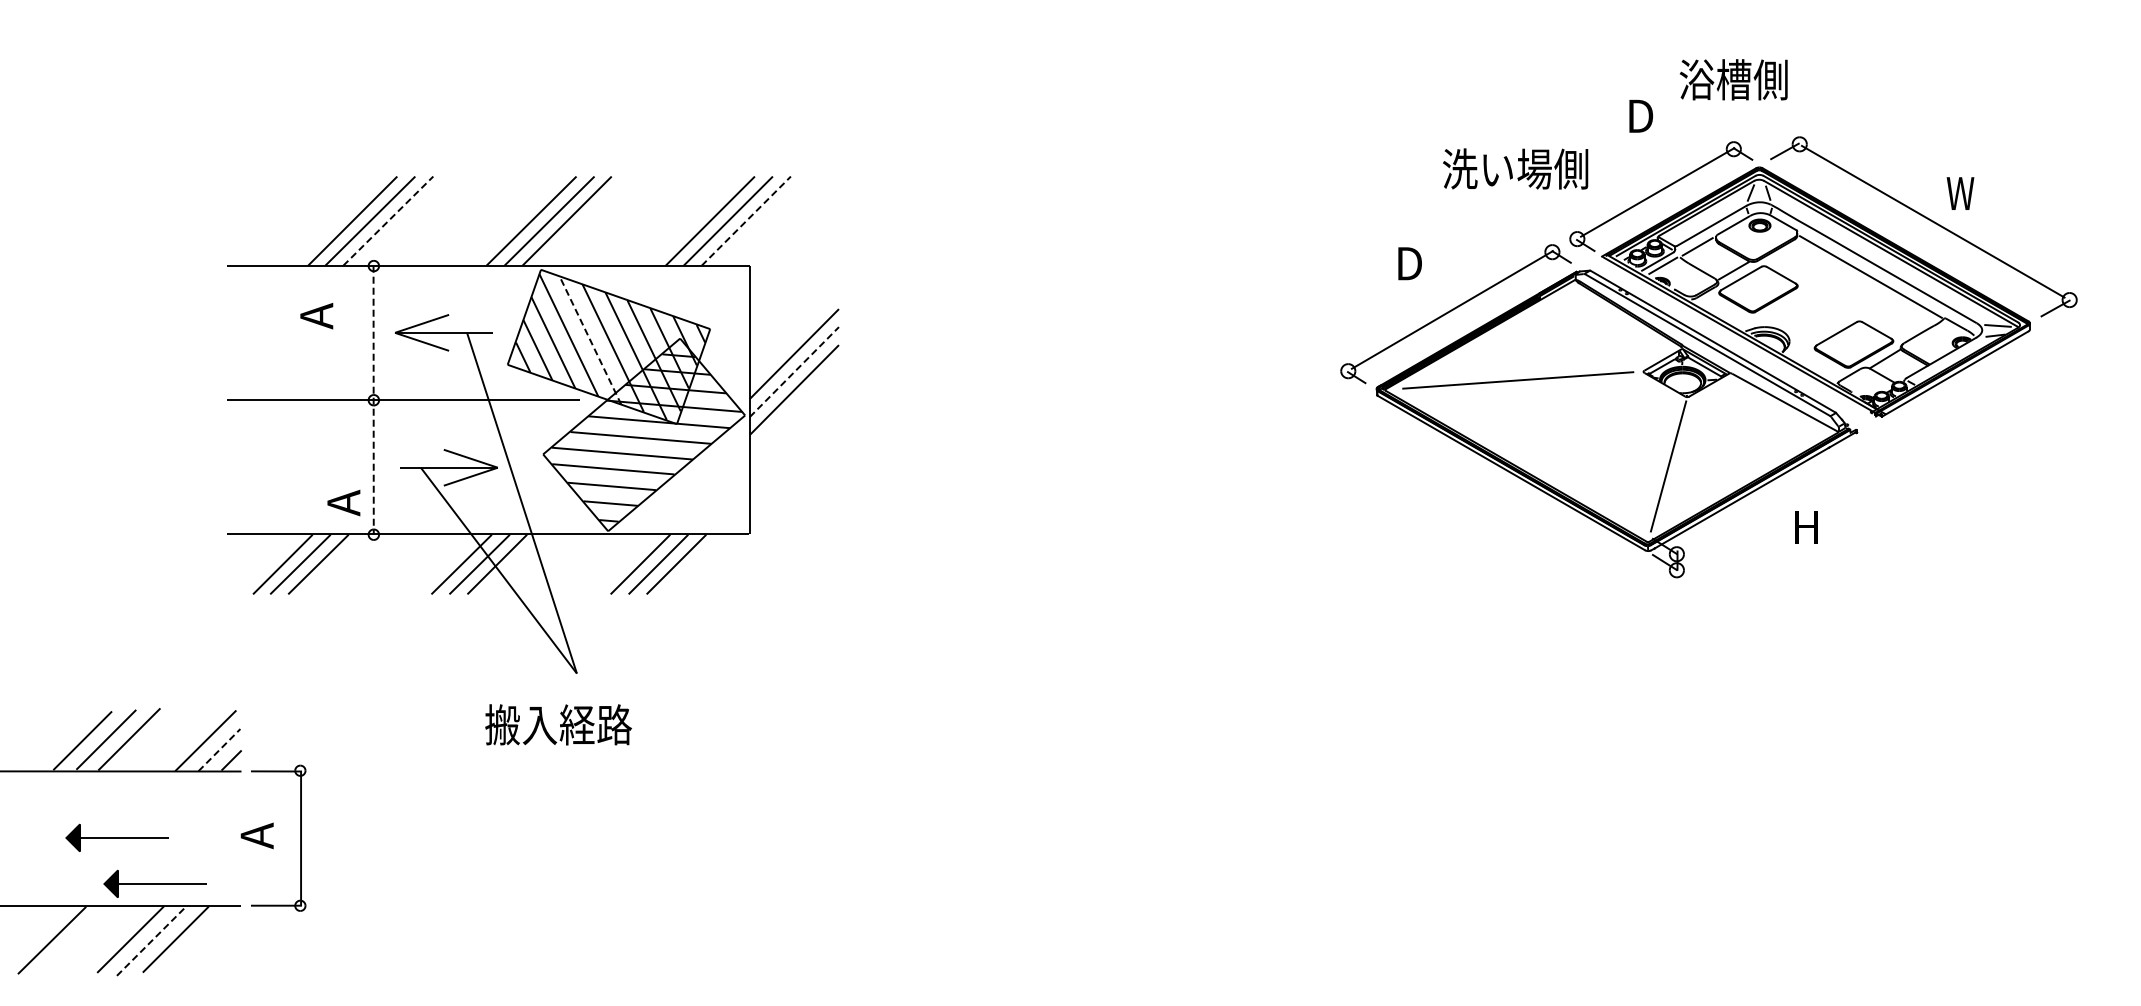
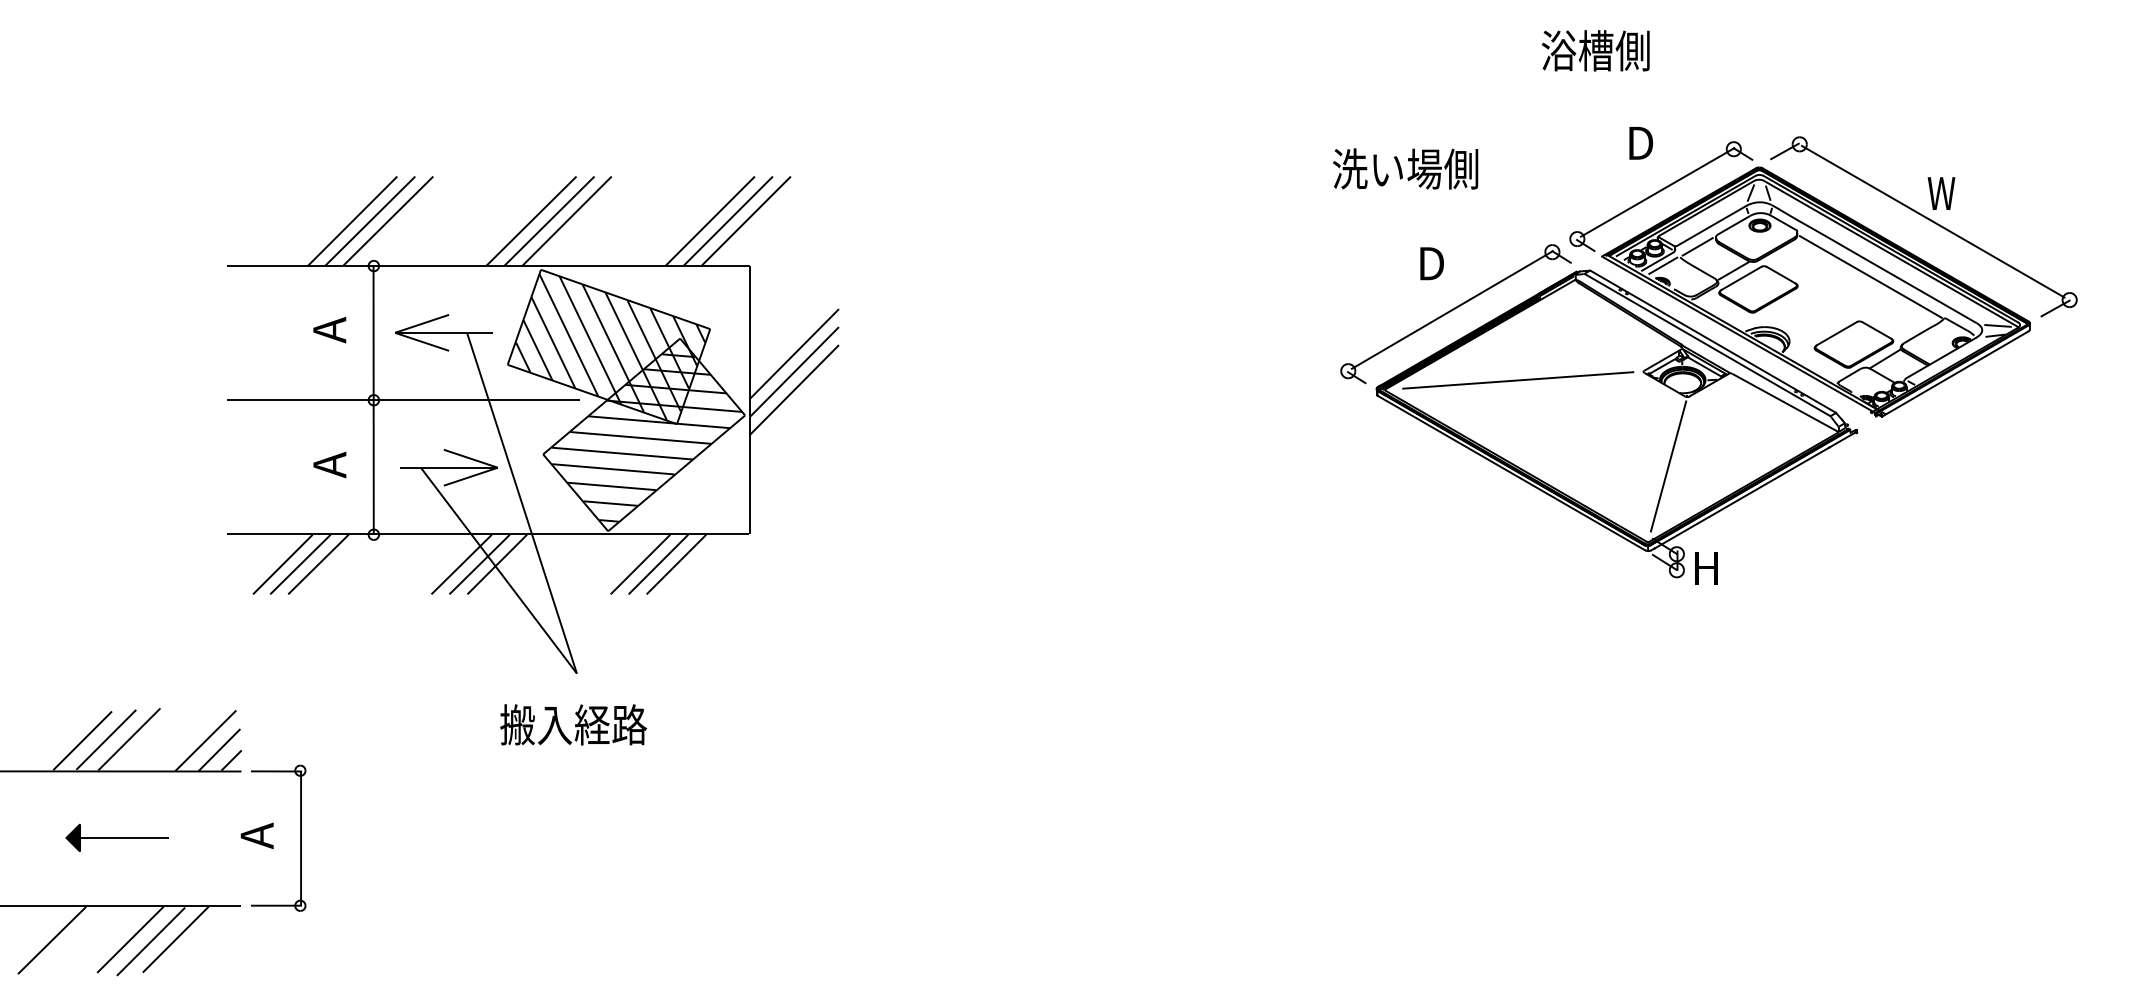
text position: (1733, 79) -> (1595, 50) (1595, 50)
text position: (1640, 116) -> (1640, 143) (1640, 143)
text position: (1515, 168) -> (1405, 168) (1405, 168)
text position: (1960, 193) -> (1941, 193) (1941, 193)
line: dashed -> solid (388, 220)
line: dashed -> solid (746, 220)
text position: (1409, 263) -> (1431, 263) (1431, 263)
text position: (316, 316) -> (329, 330) (329, 330)
line: dashed -> solid (590, 340)
line: dashed -> solid (794, 371)
line: dashed -> solid (373, 400)
text position: (343, 503) -> (329, 465) (329, 465)
text position: (1806, 527) -> (1706, 568) (1706, 568)
text position: (558, 724) -> (573, 724) (573, 724)
line: dashed -> solid (219, 750)
part: present -> none (154, 883)
line: dashed -> solid (151, 941)
